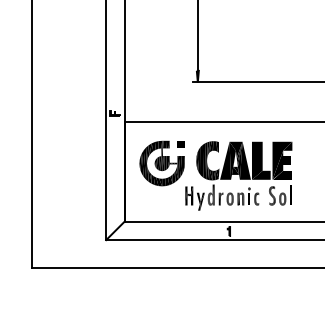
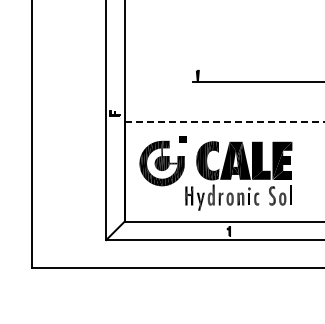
line: present -> none (197, 36)
line: solid -> dashed (224, 121)
part position: (180, 144) -> (182, 139) (182, 139)
